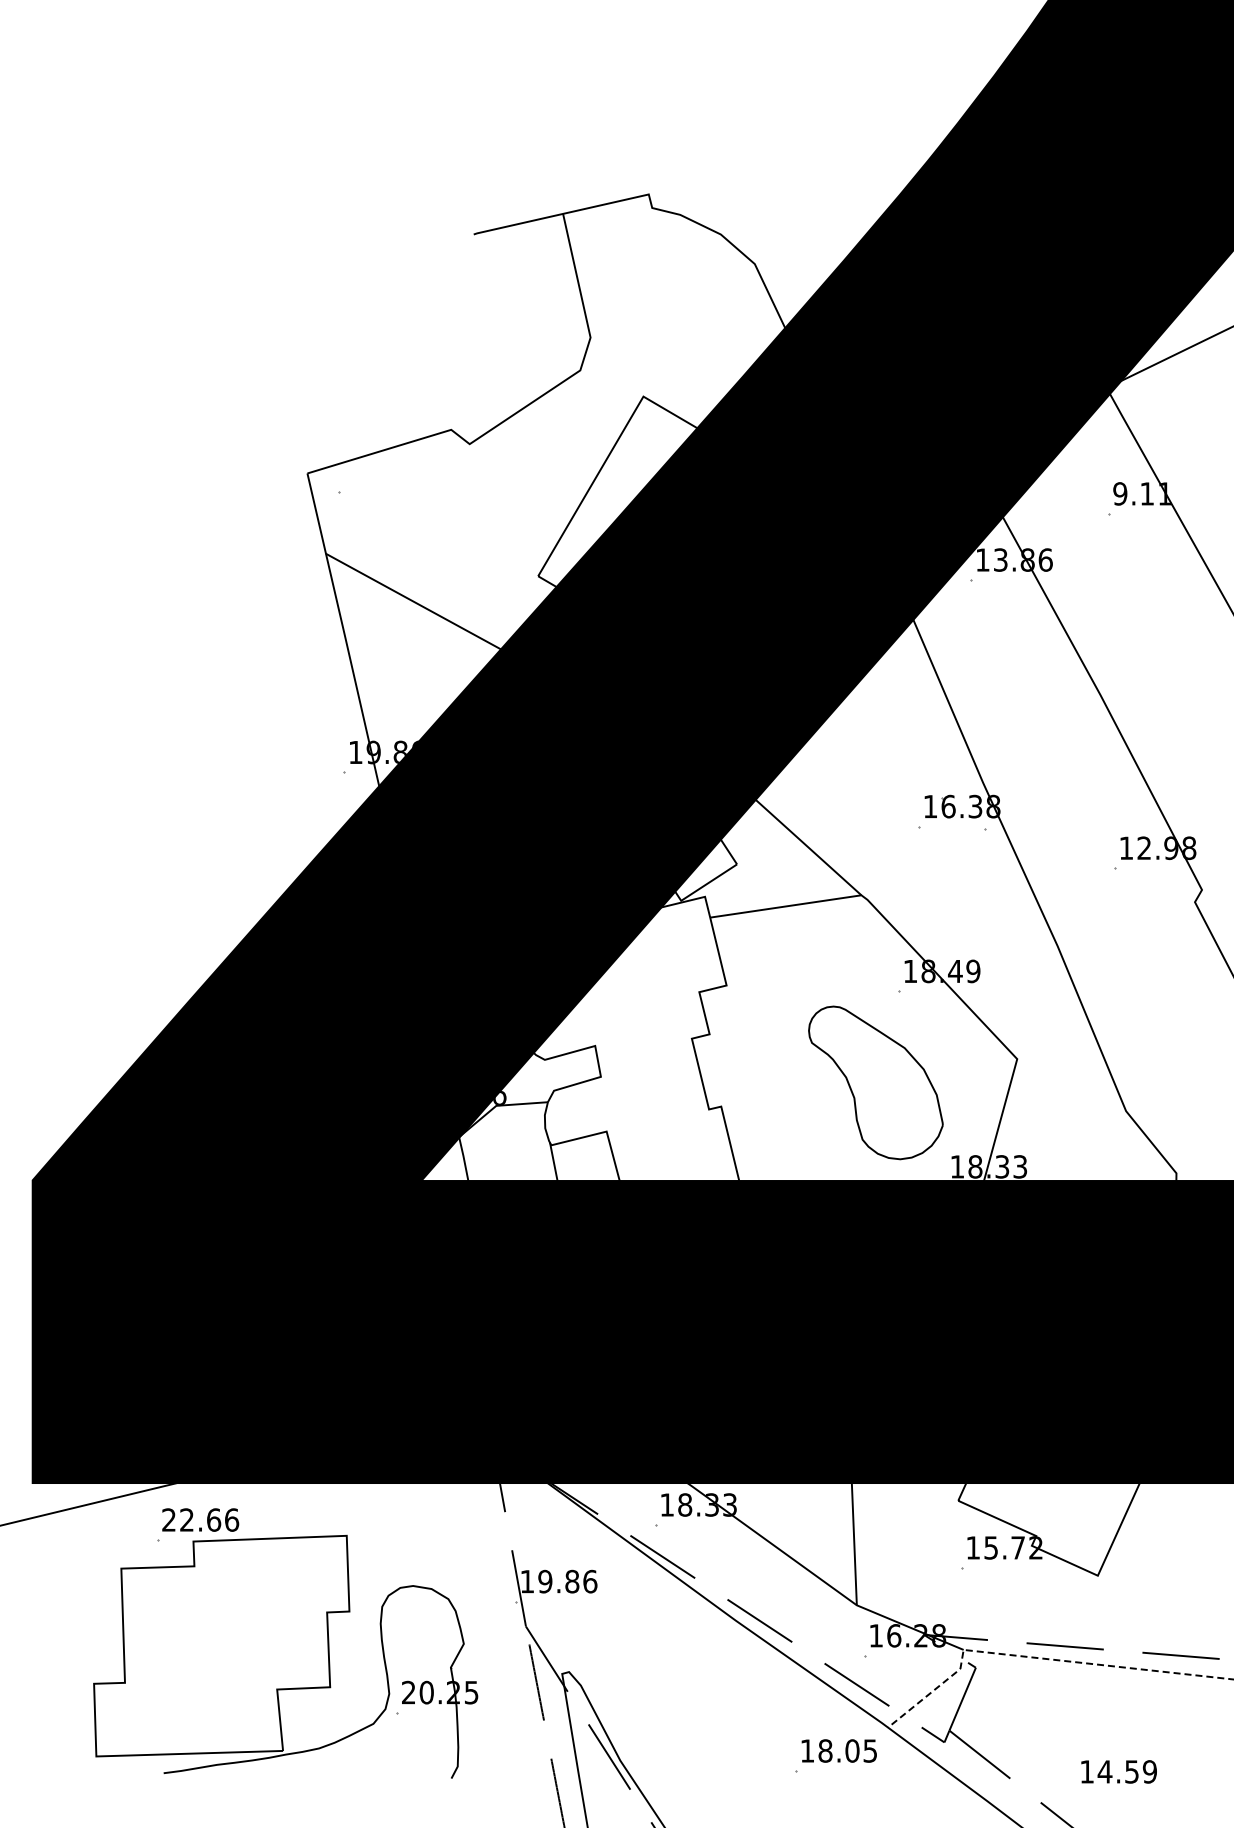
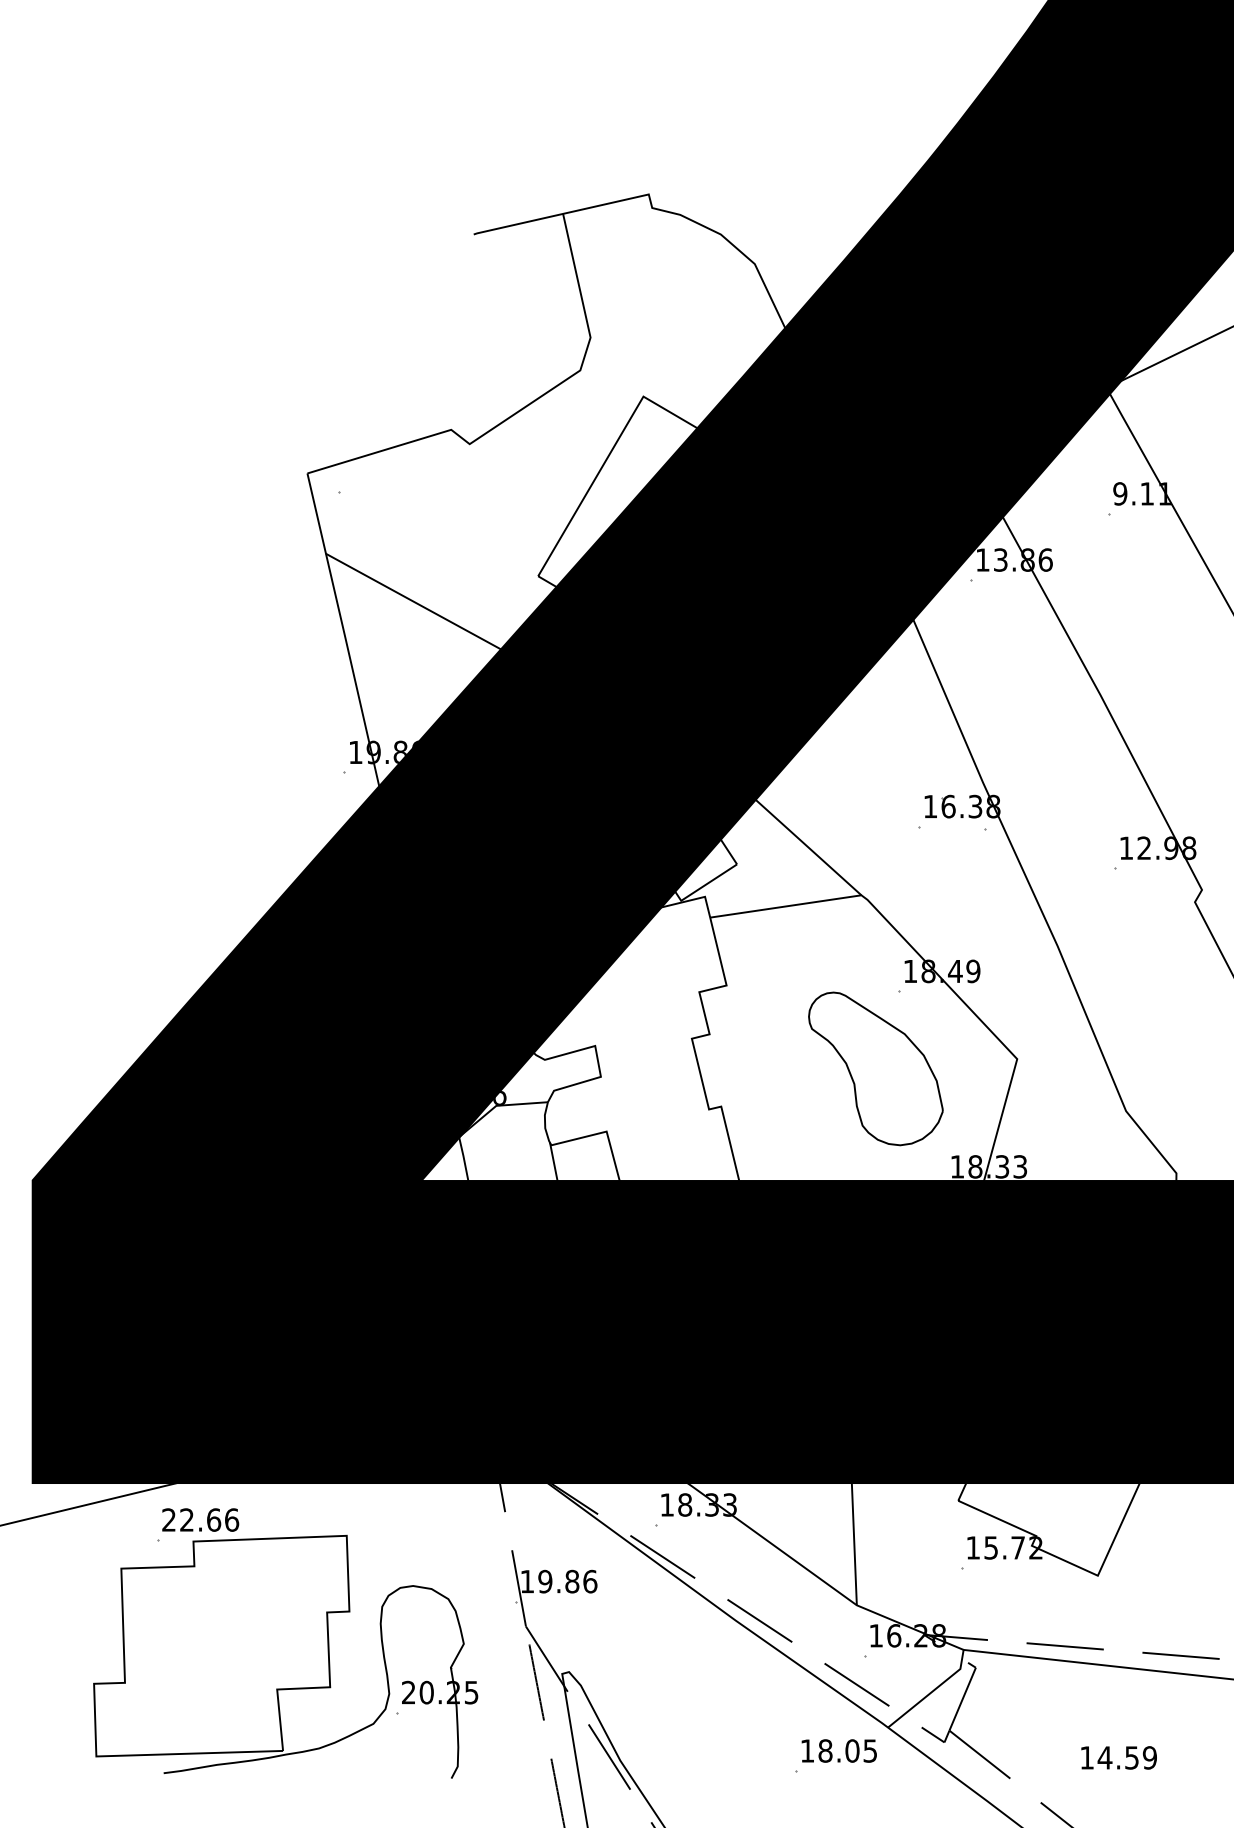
part position: (875, 1082) -> (875, 1068) (875, 1068)
line: dashed -> solid (1040, 1658)
text position: (1118, 1771) -> (1118, 1757) (1118, 1757)
